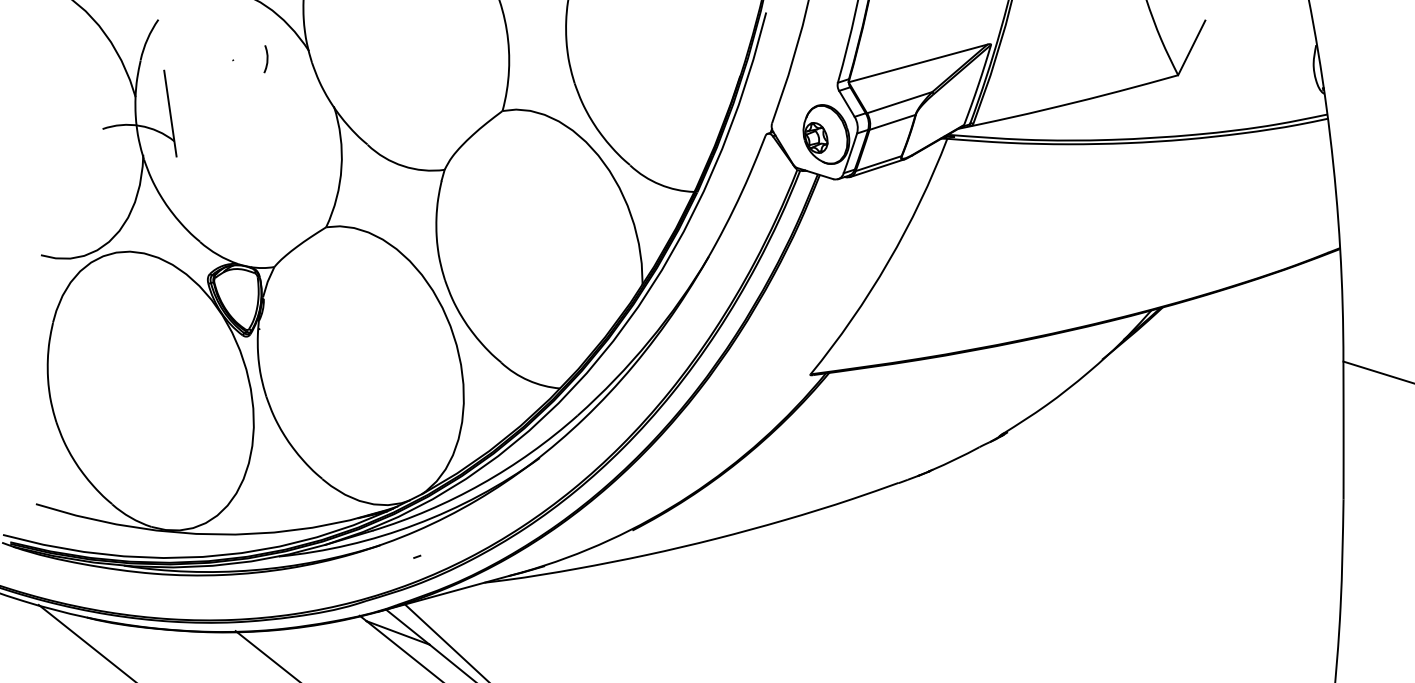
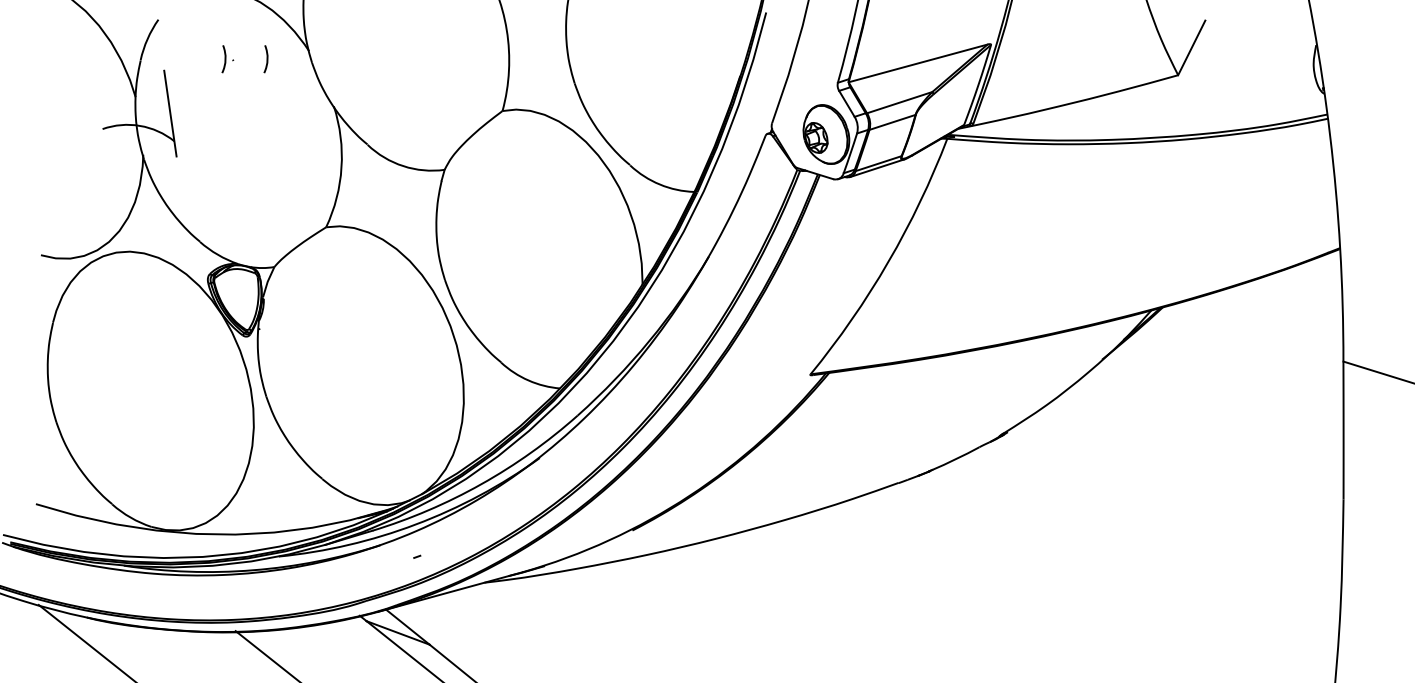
arc: none -> present (224, 59)
line: present -> none (445, 641)
